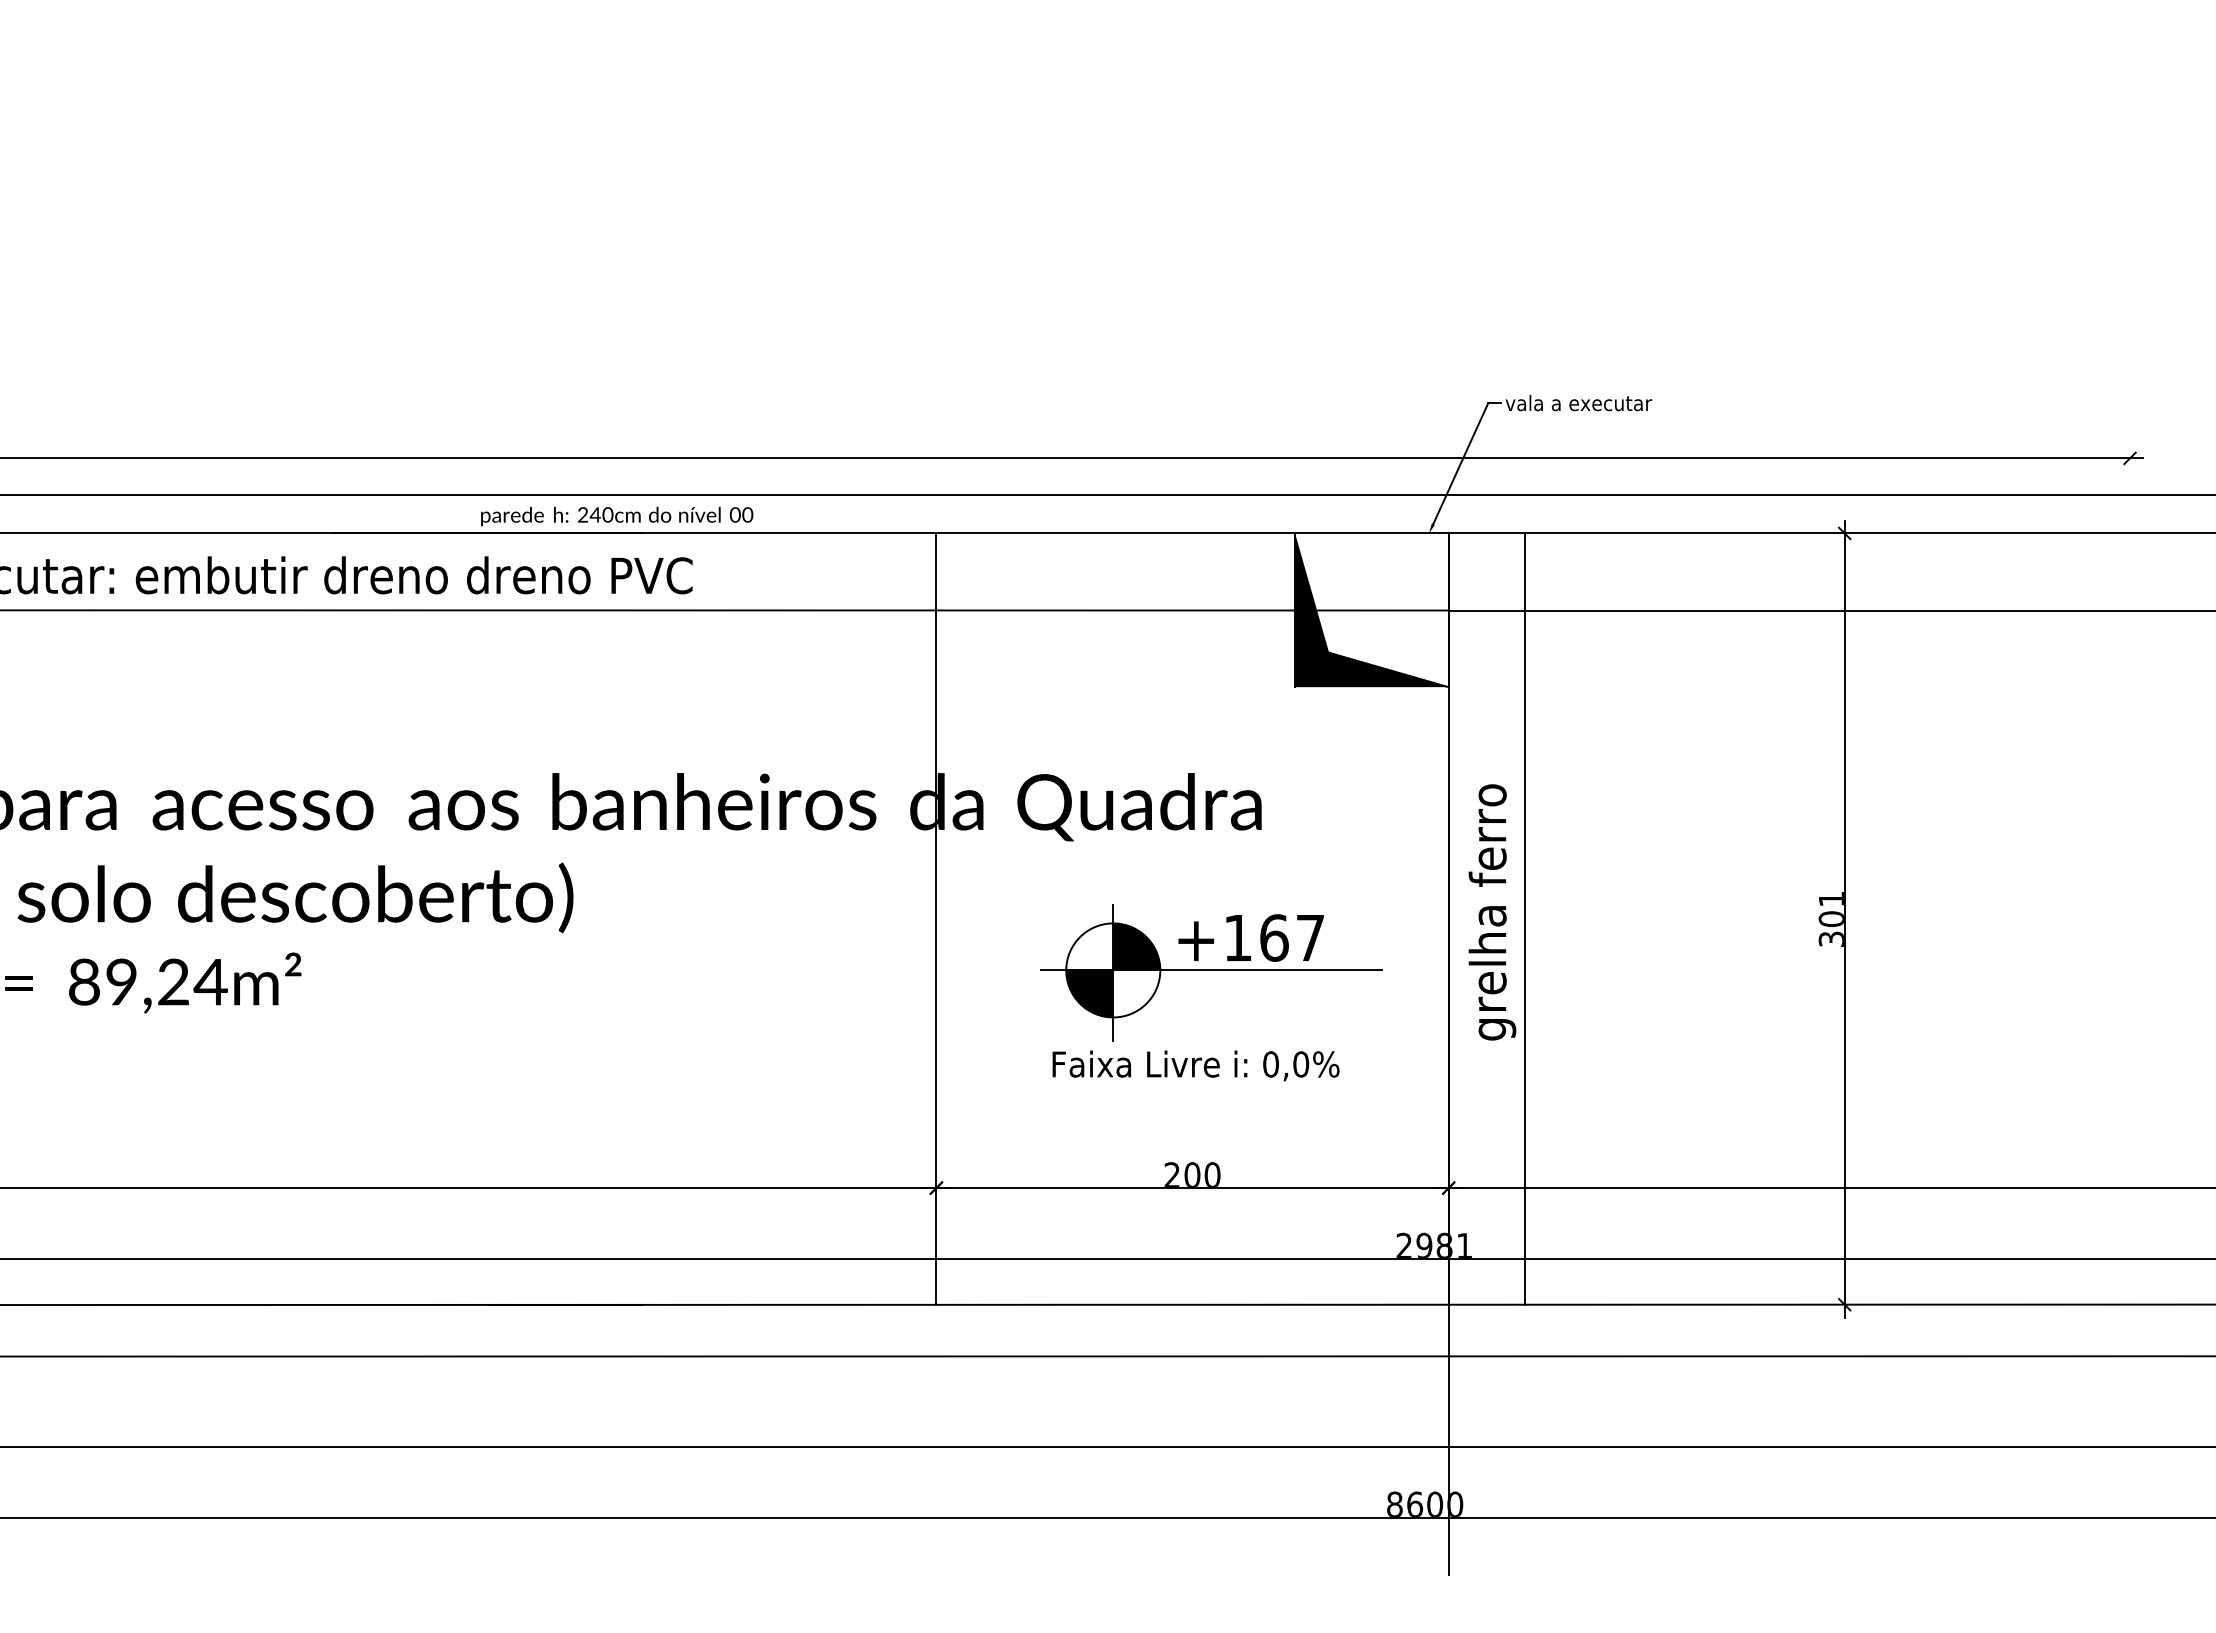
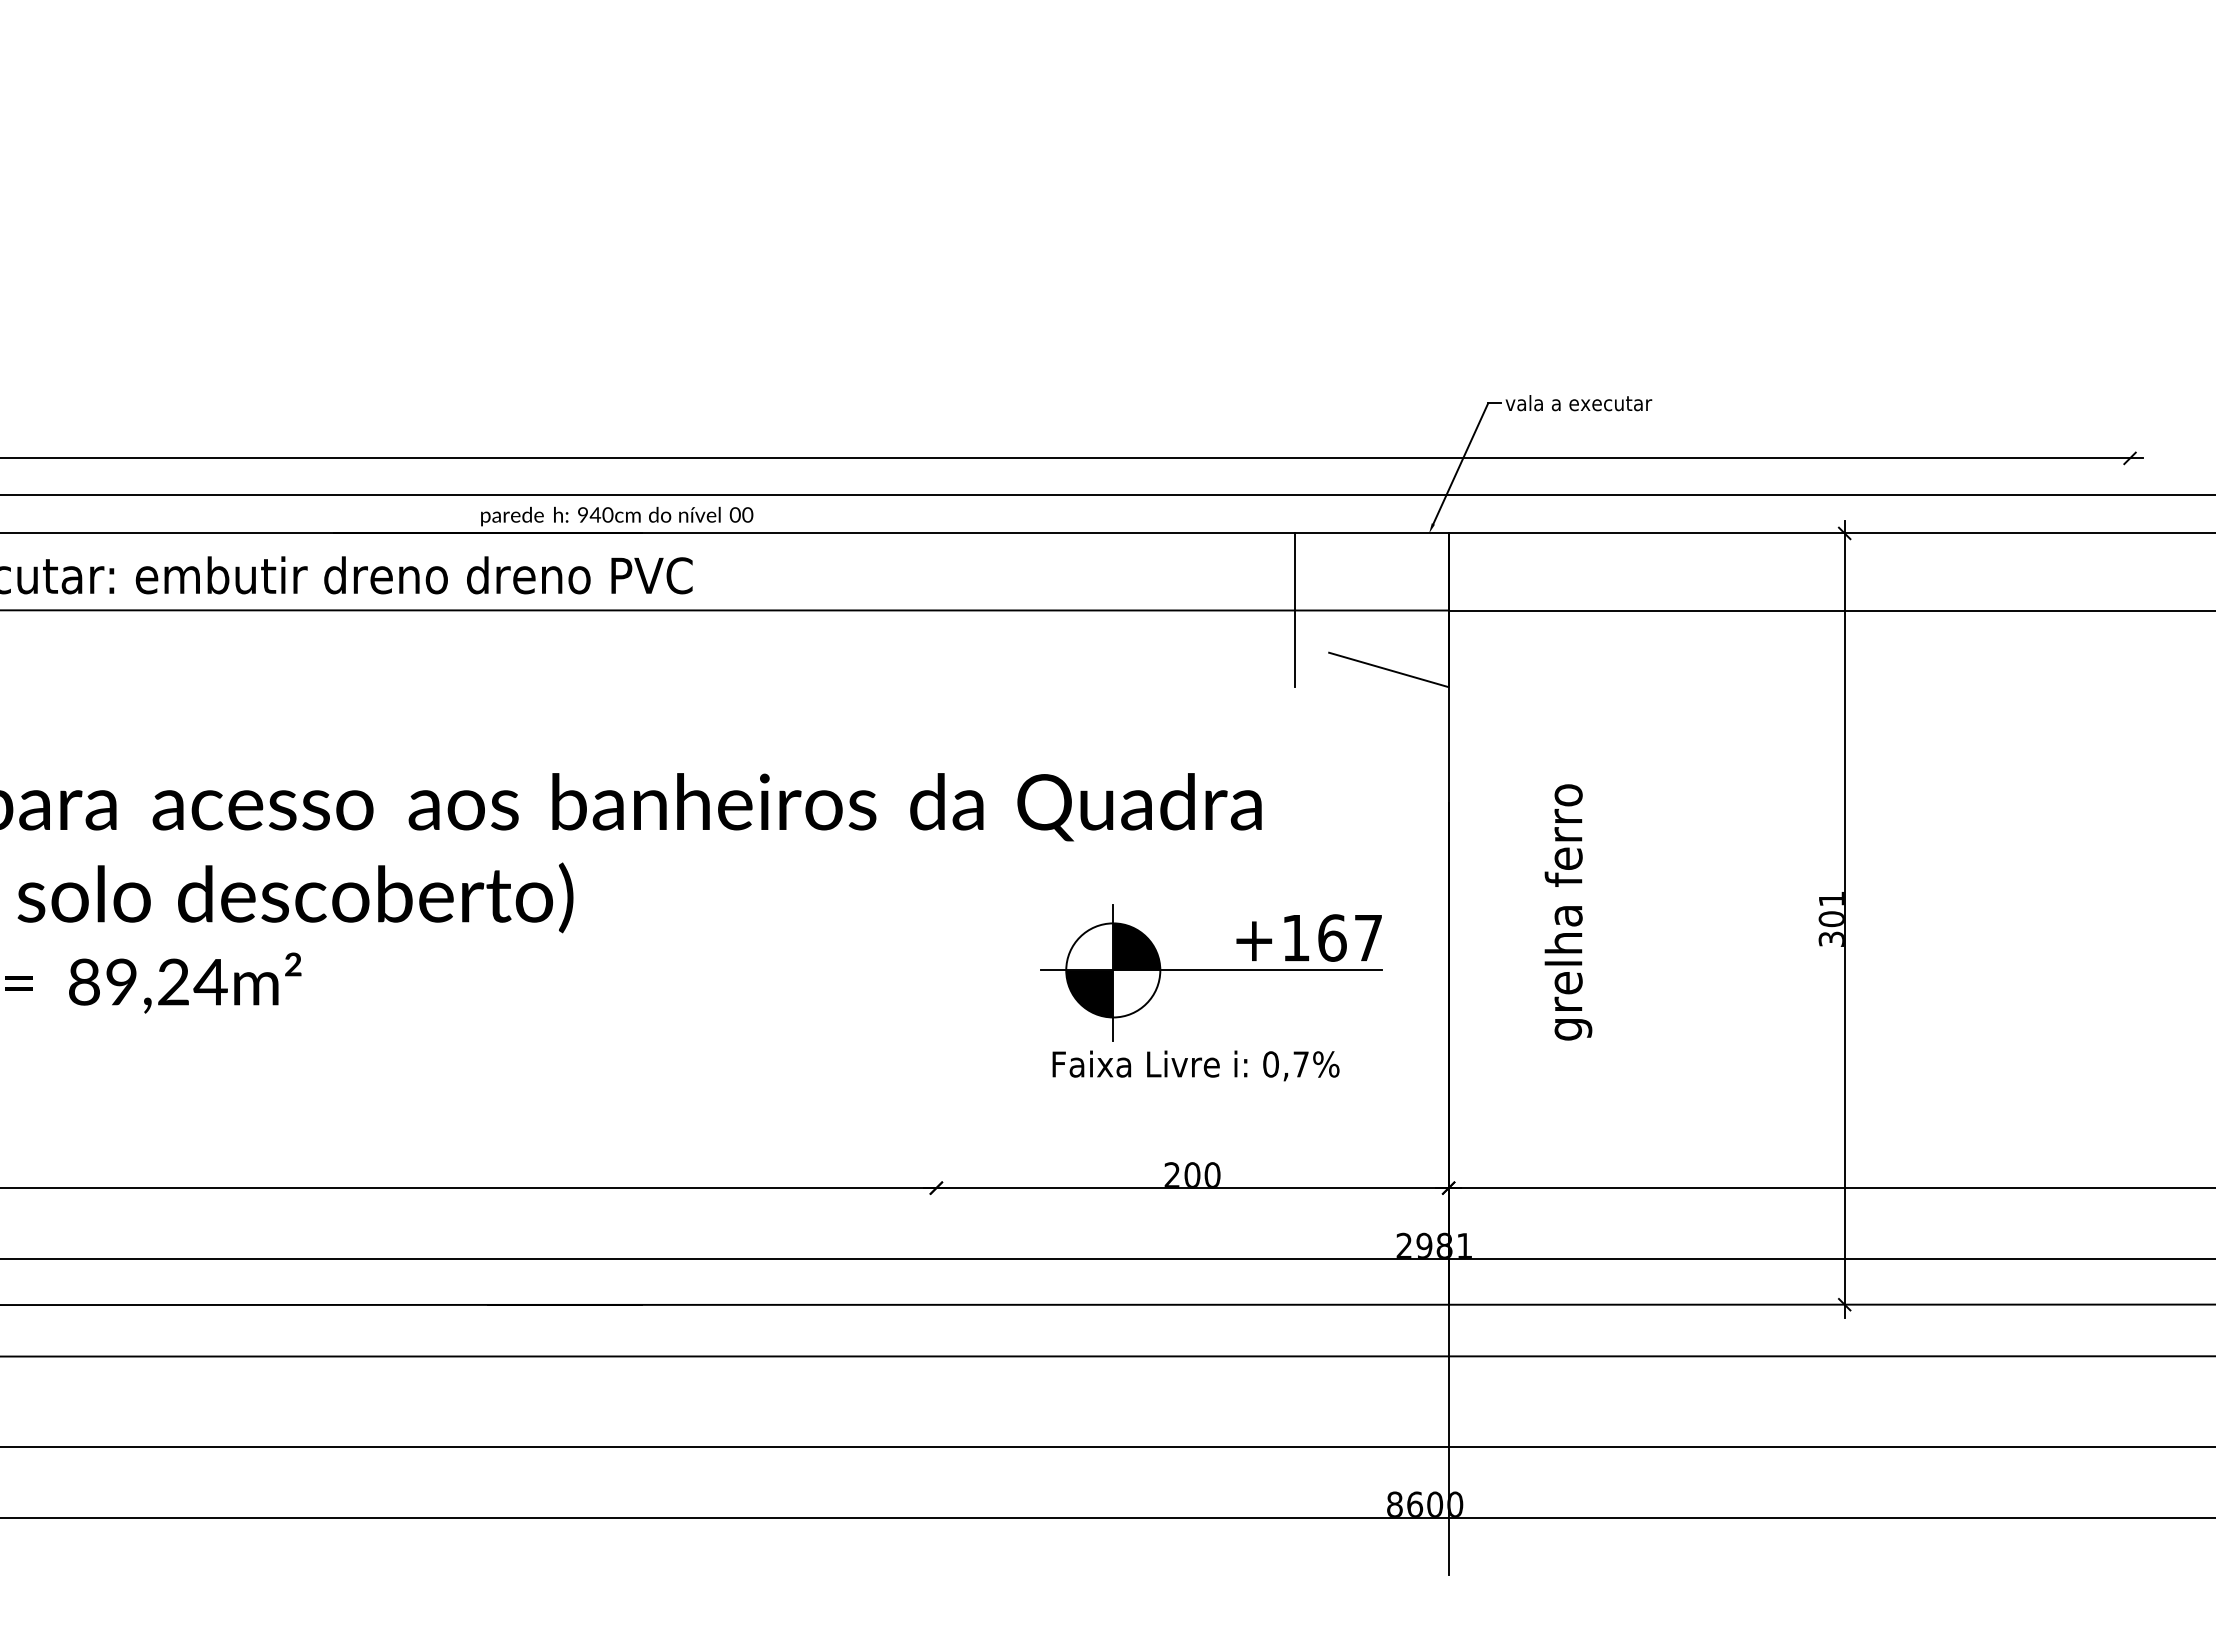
text: 240cm -> 940cm (583, 515)
fill: present -> none (1371, 609)
text position: (1492, 912) -> (1568, 912) (1568, 912)
line: present -> none (936, 918)
line: present -> none (1525, 919)
text position: (1250, 937) -> (1308, 937) (1308, 937)
text: 0,0%%% -> 0,7%%% (1301, 1064)
